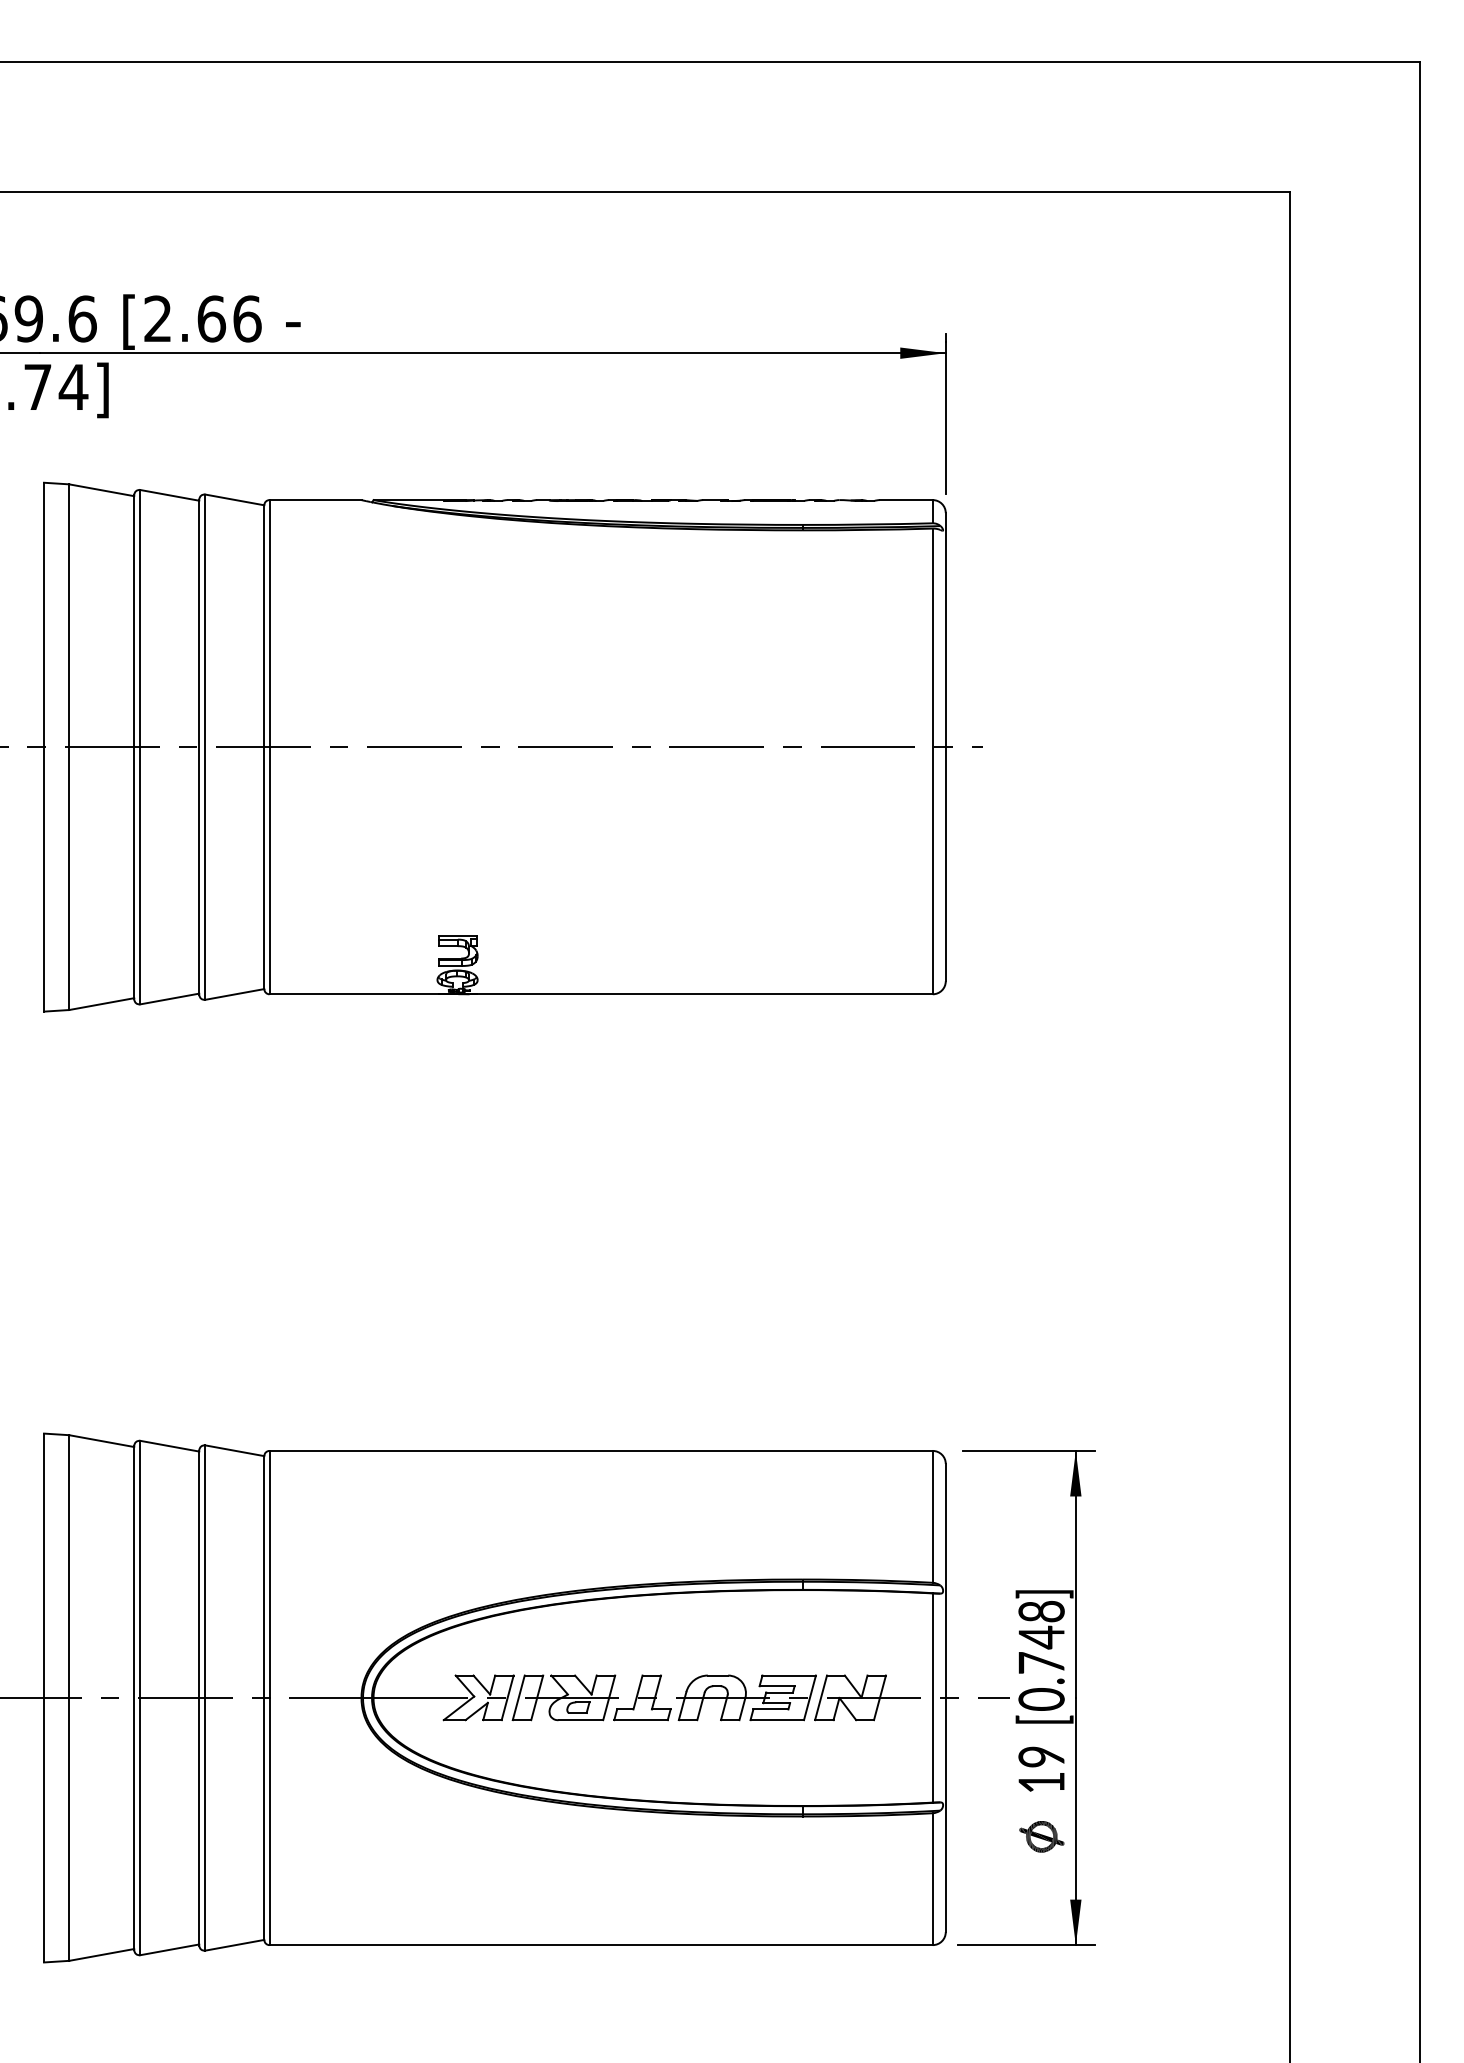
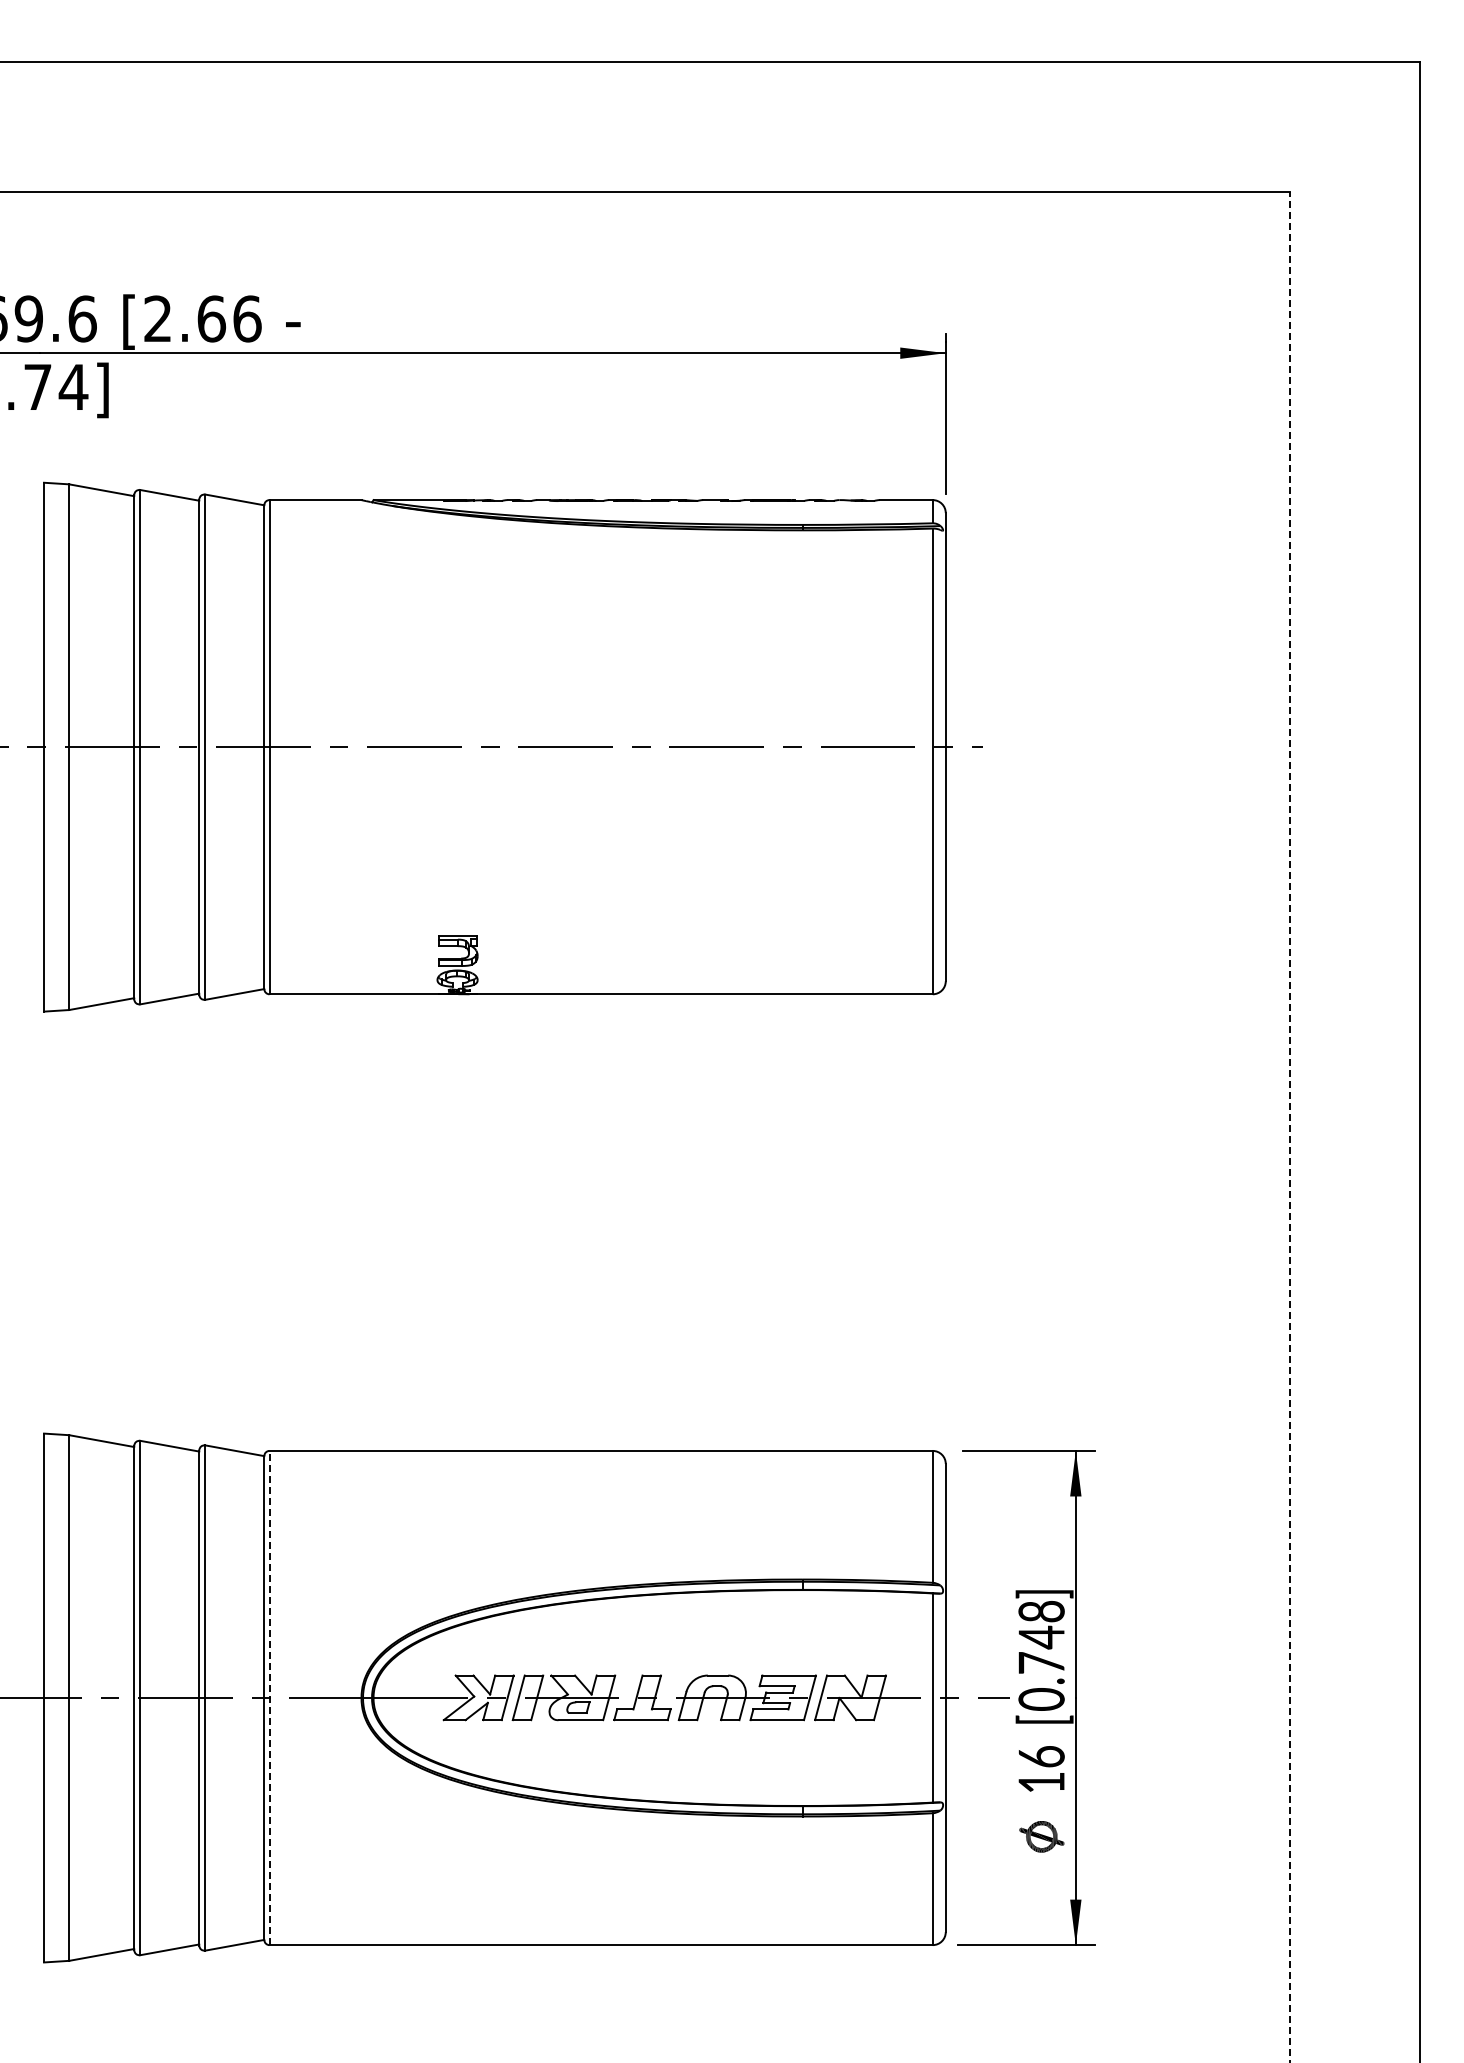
line: solid -> dashed (1289, 1126)
line: solid -> dashed (269, 1697)
text: 19 -> 16 (1041, 1756)
